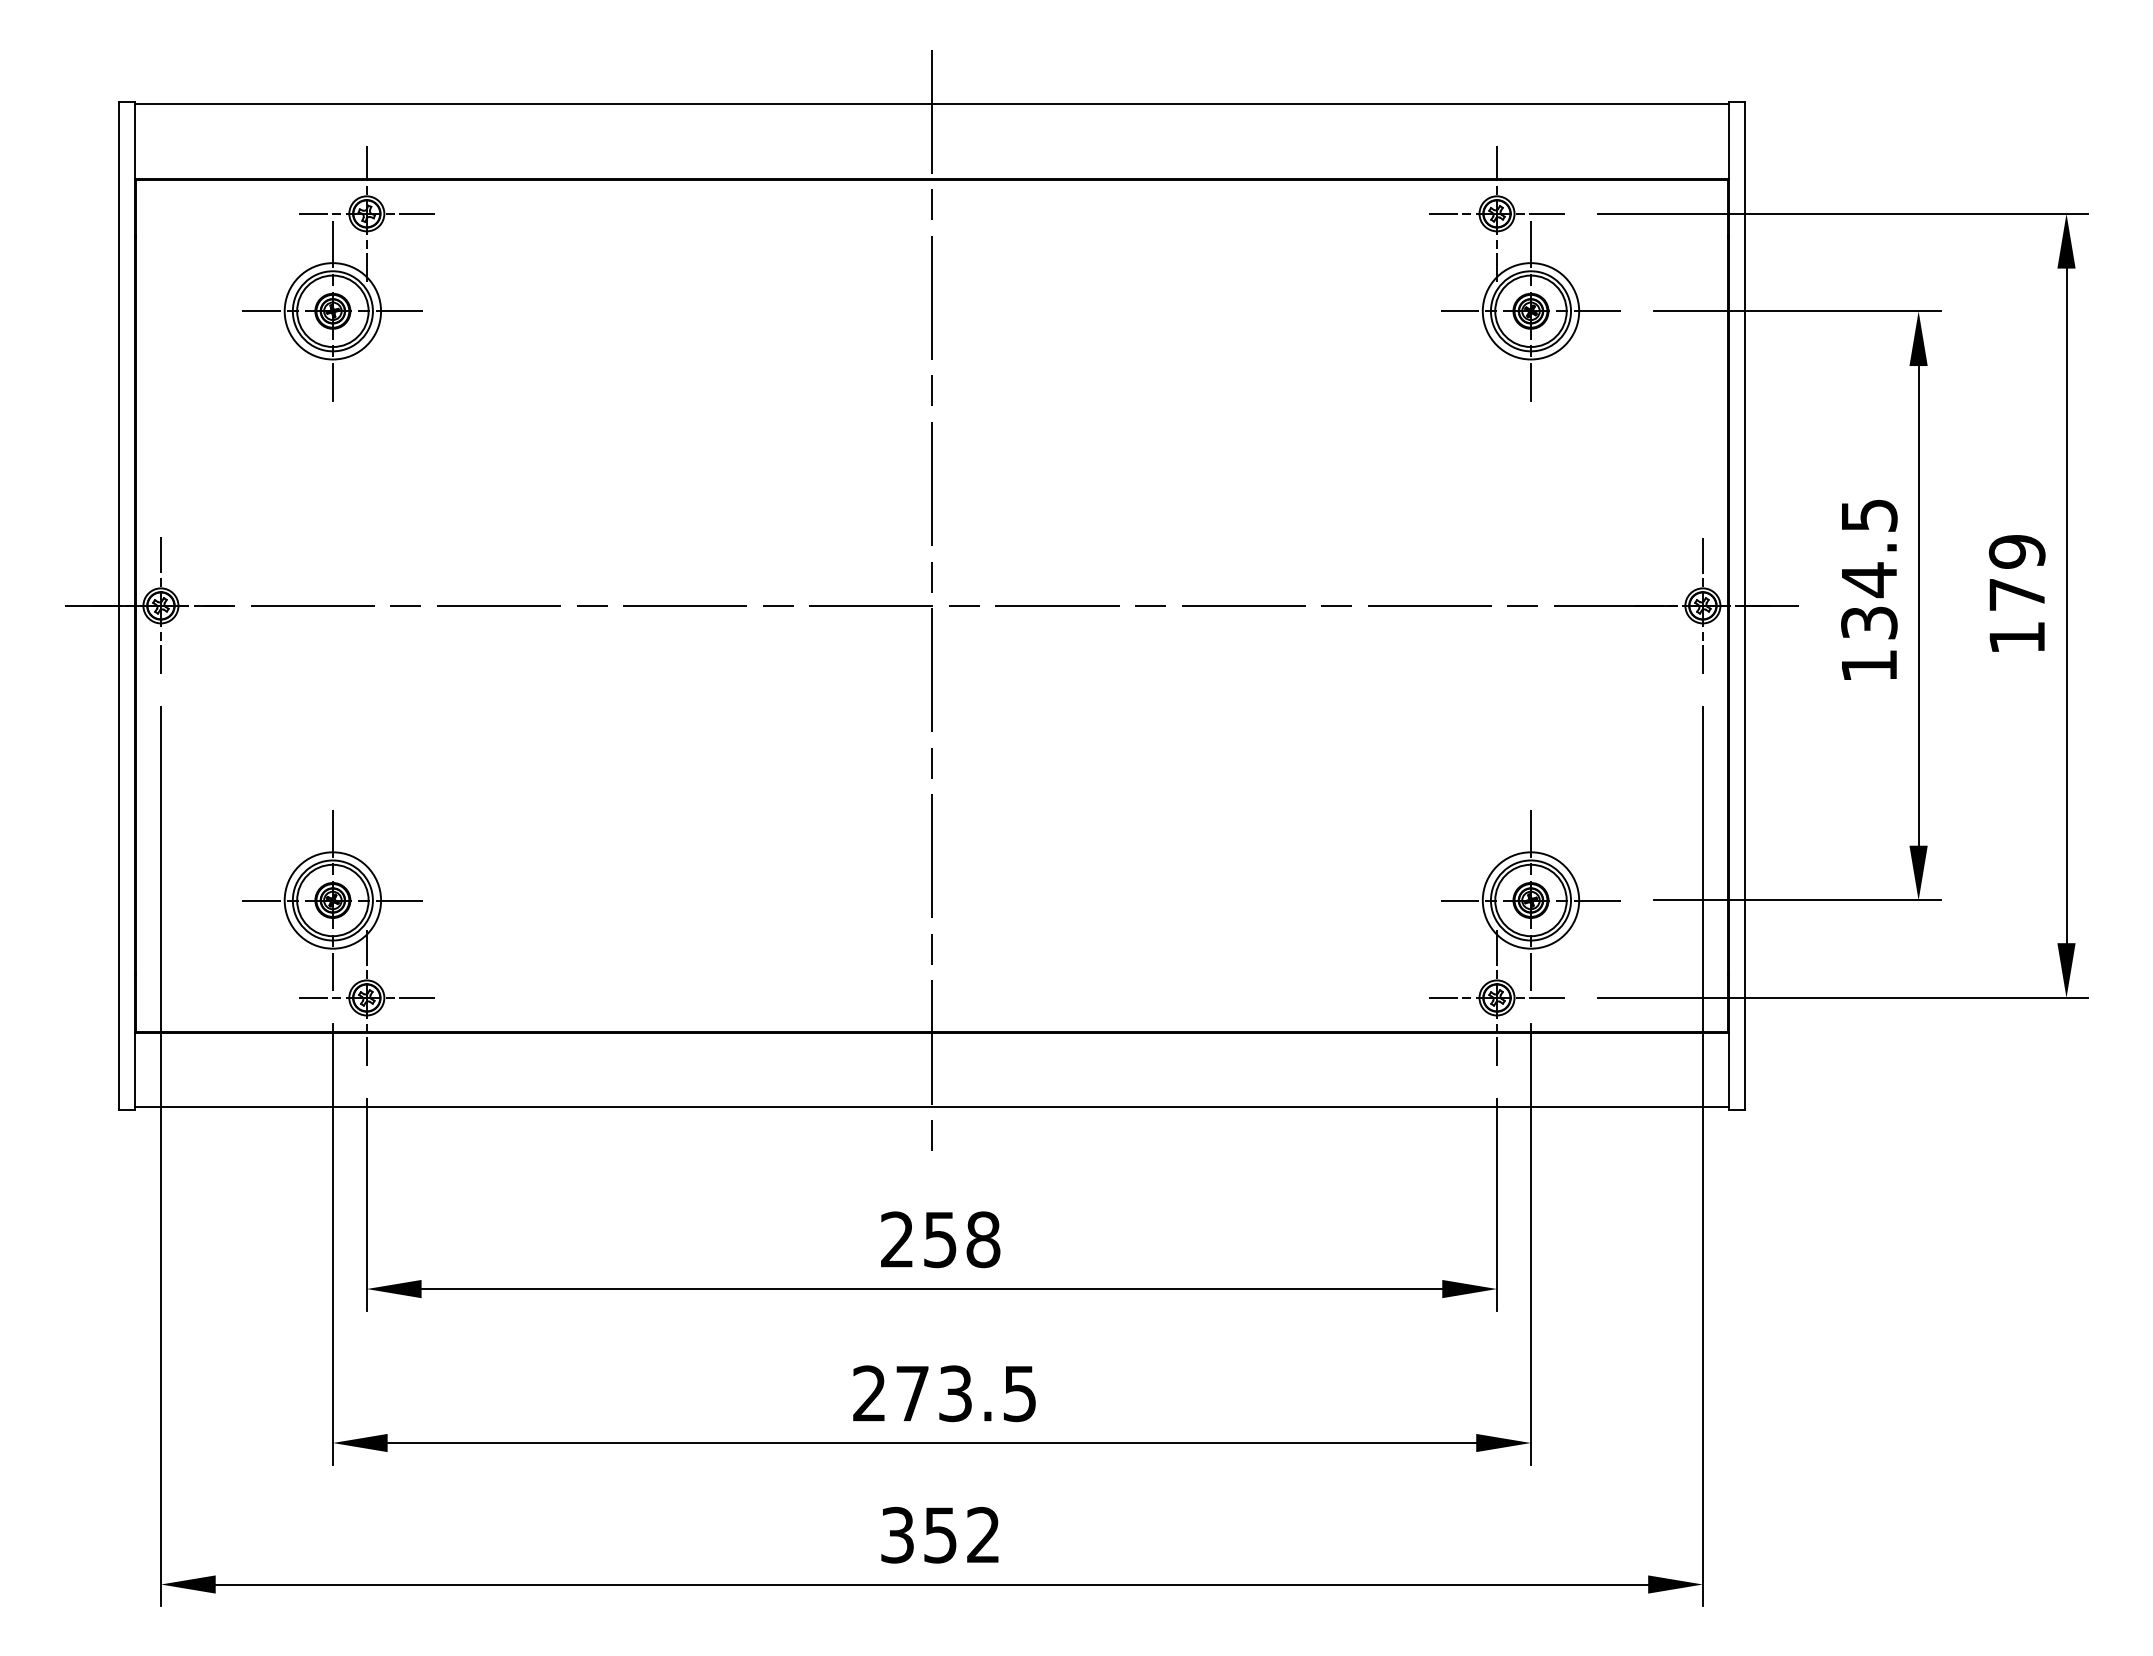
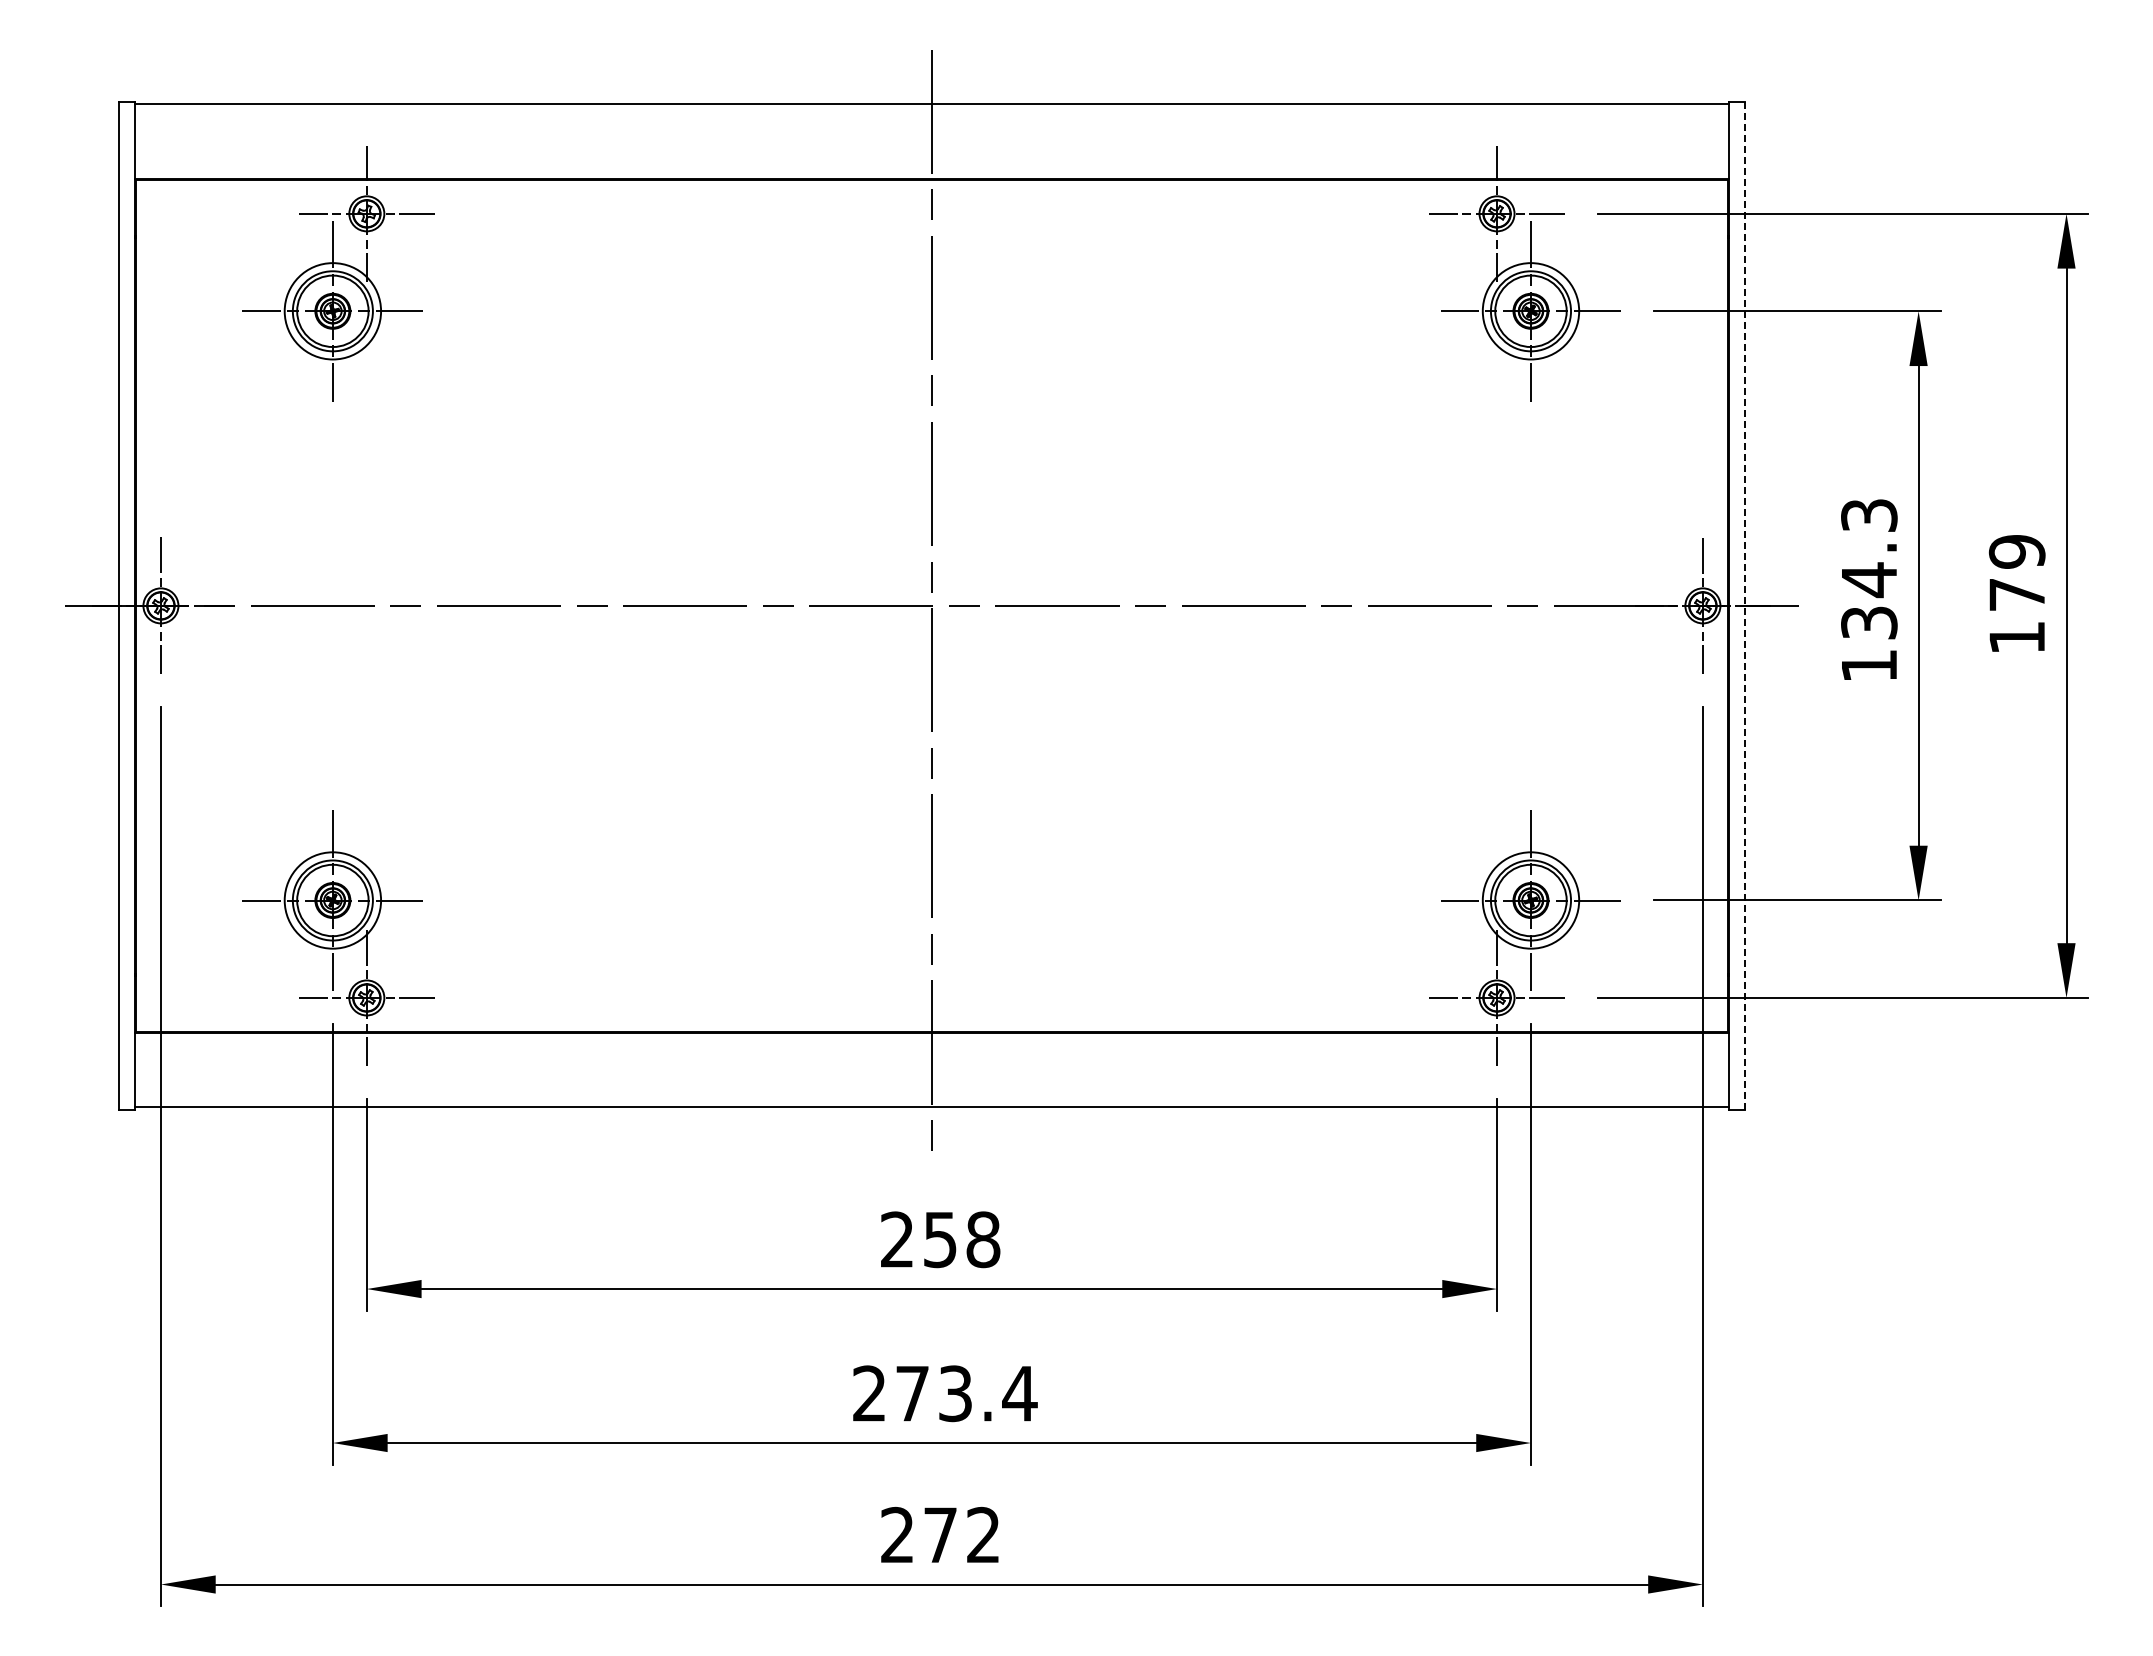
text: 134.5 -> 134.3 (1869, 515)
line: solid -> dashed (1744, 605)
text: 273.5 -> 273.4 (1019, 1394)
text: 352 -> 272 (918, 1535)
